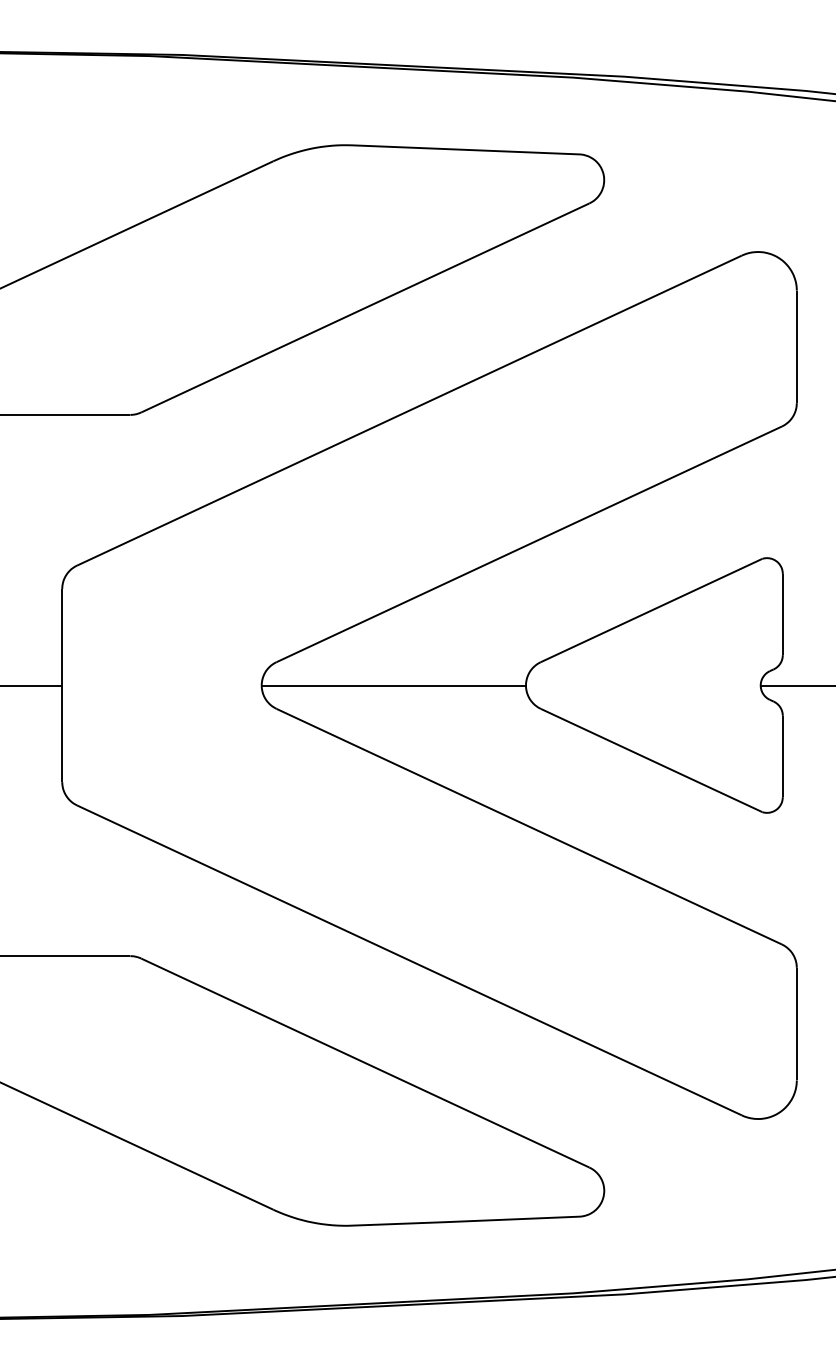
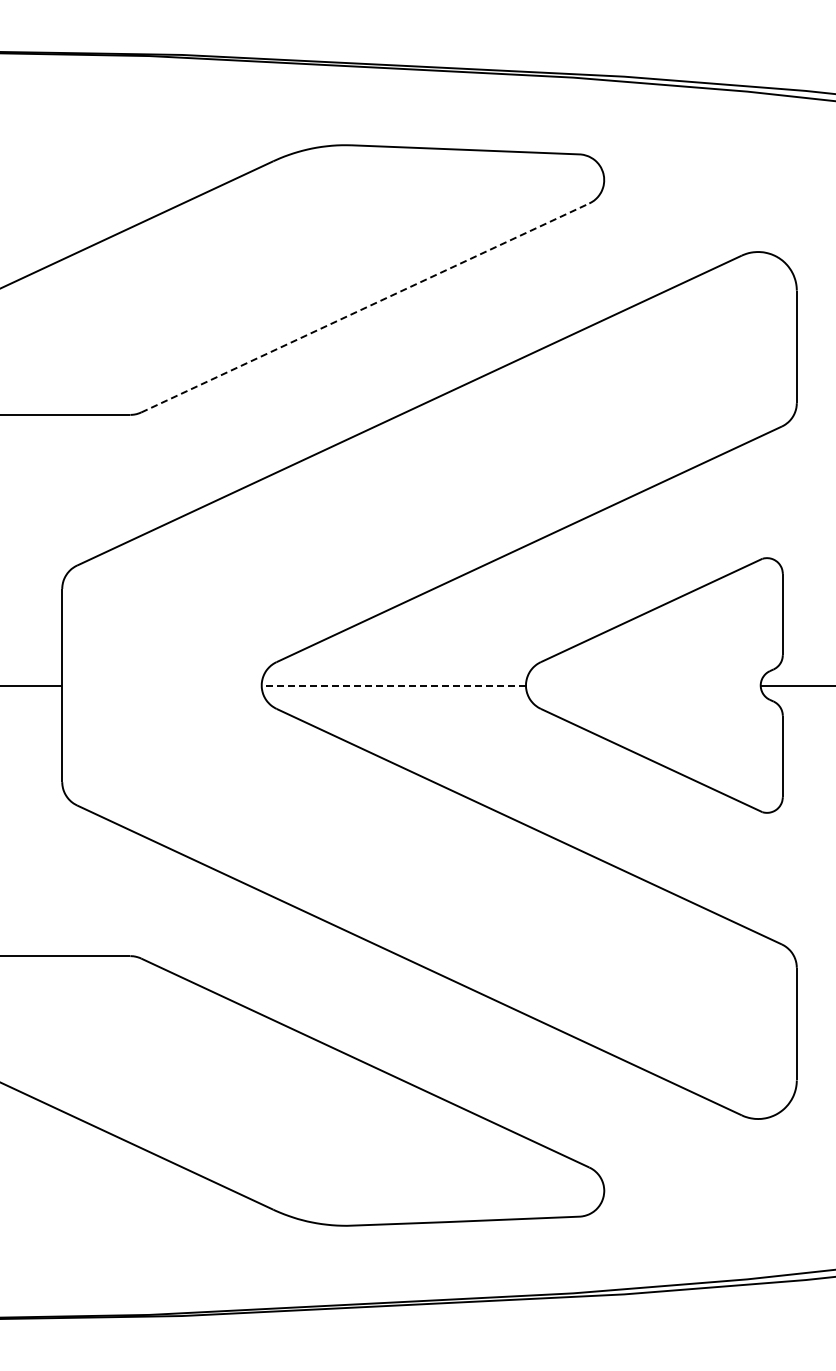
line: solid -> dashed (365, 307)
line: solid -> dashed (393, 685)
